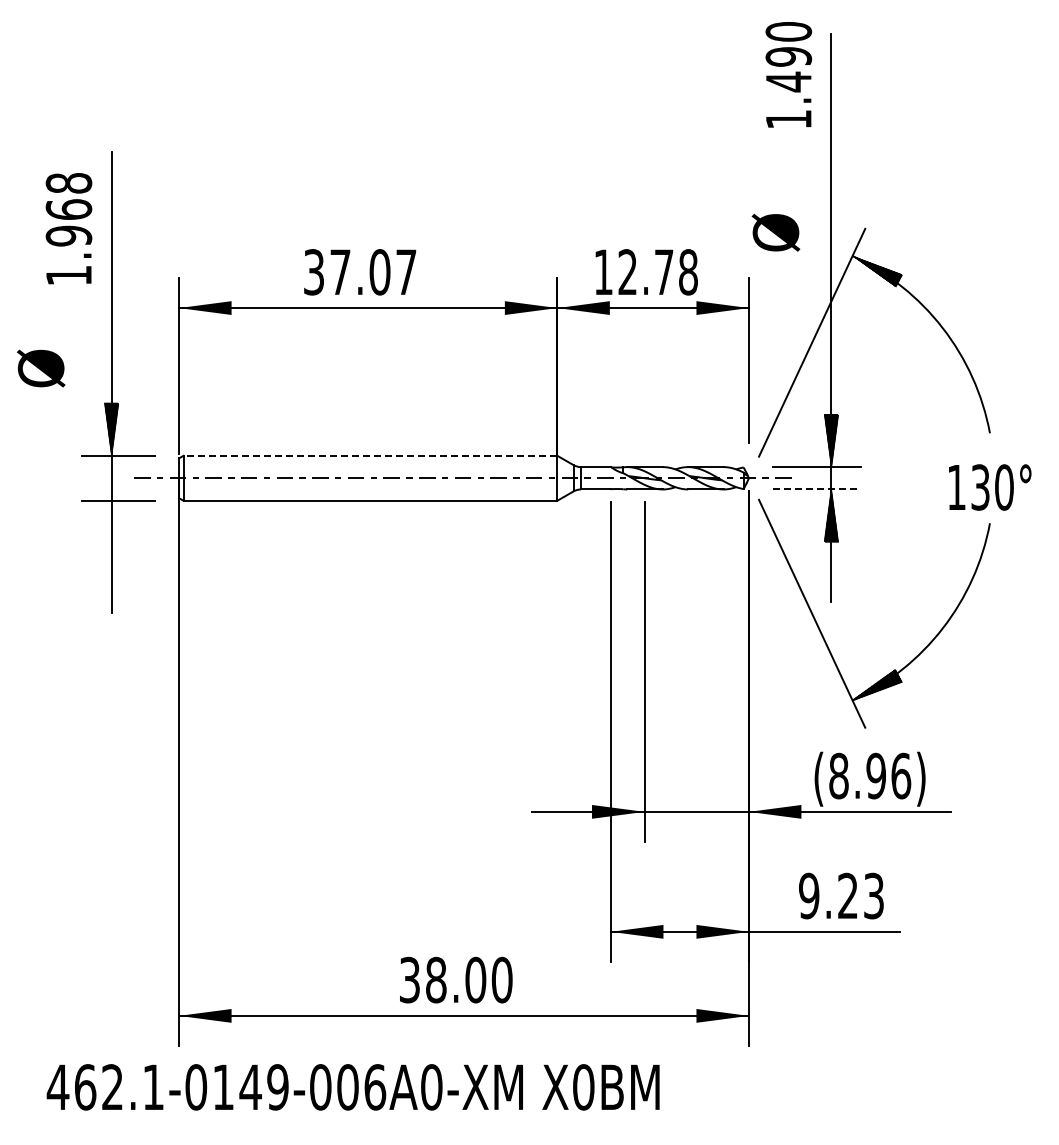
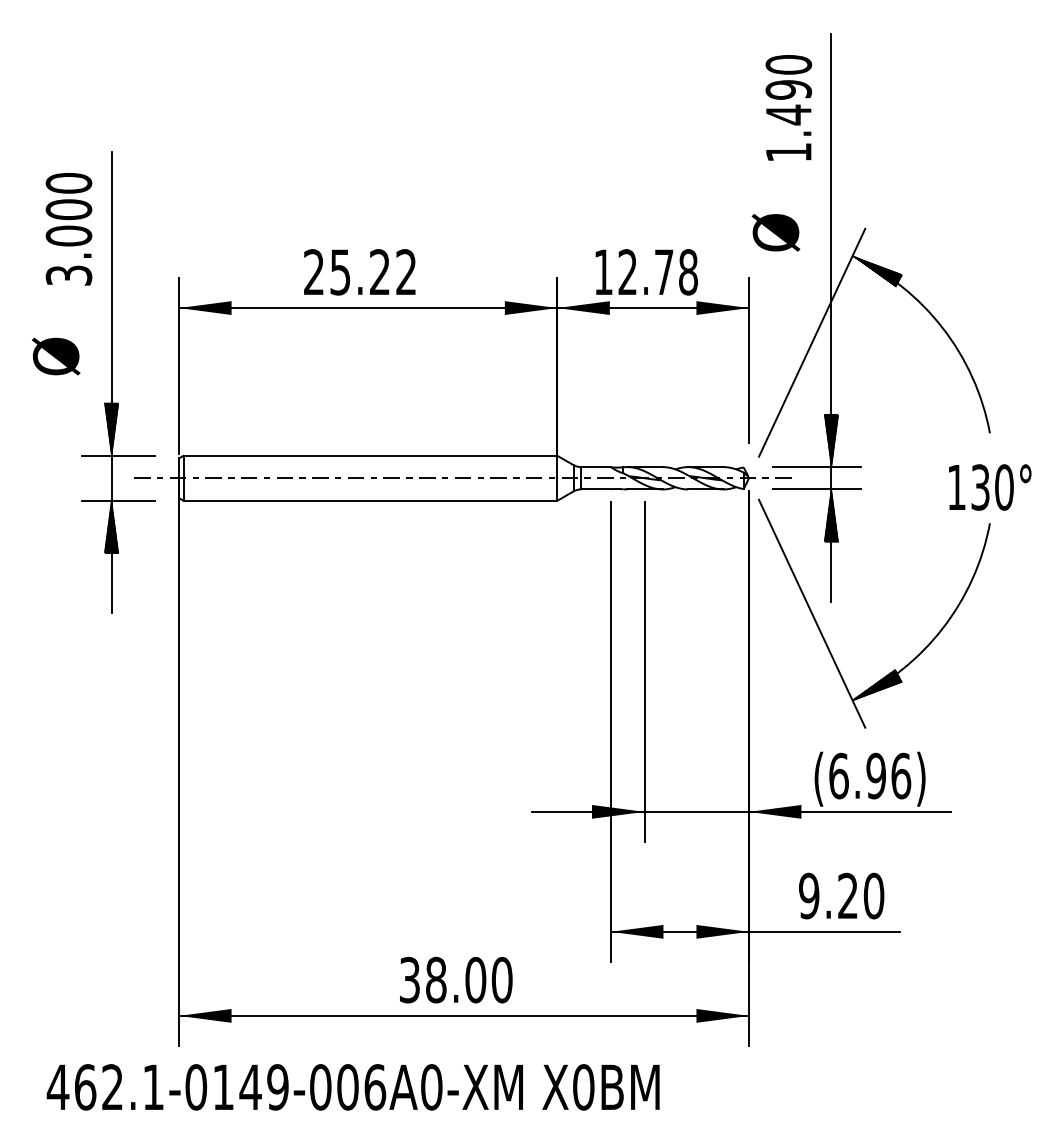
text position: (788, 74) -> (788, 107) (788, 107)
text: 1.968 -> 3.000 (68, 229)
text: 37.07 -> 25.22 (360, 272)
text position: (41, 368) -> (56, 356) (56, 356)
line: dashed -> solid (370, 455)
line: dashed -> solid (817, 489)
hatch: none -> present (111, 527)
text: (8.96) -> (6.96) (838, 775)
text: 9.23 -> 9.20 (873, 895)
